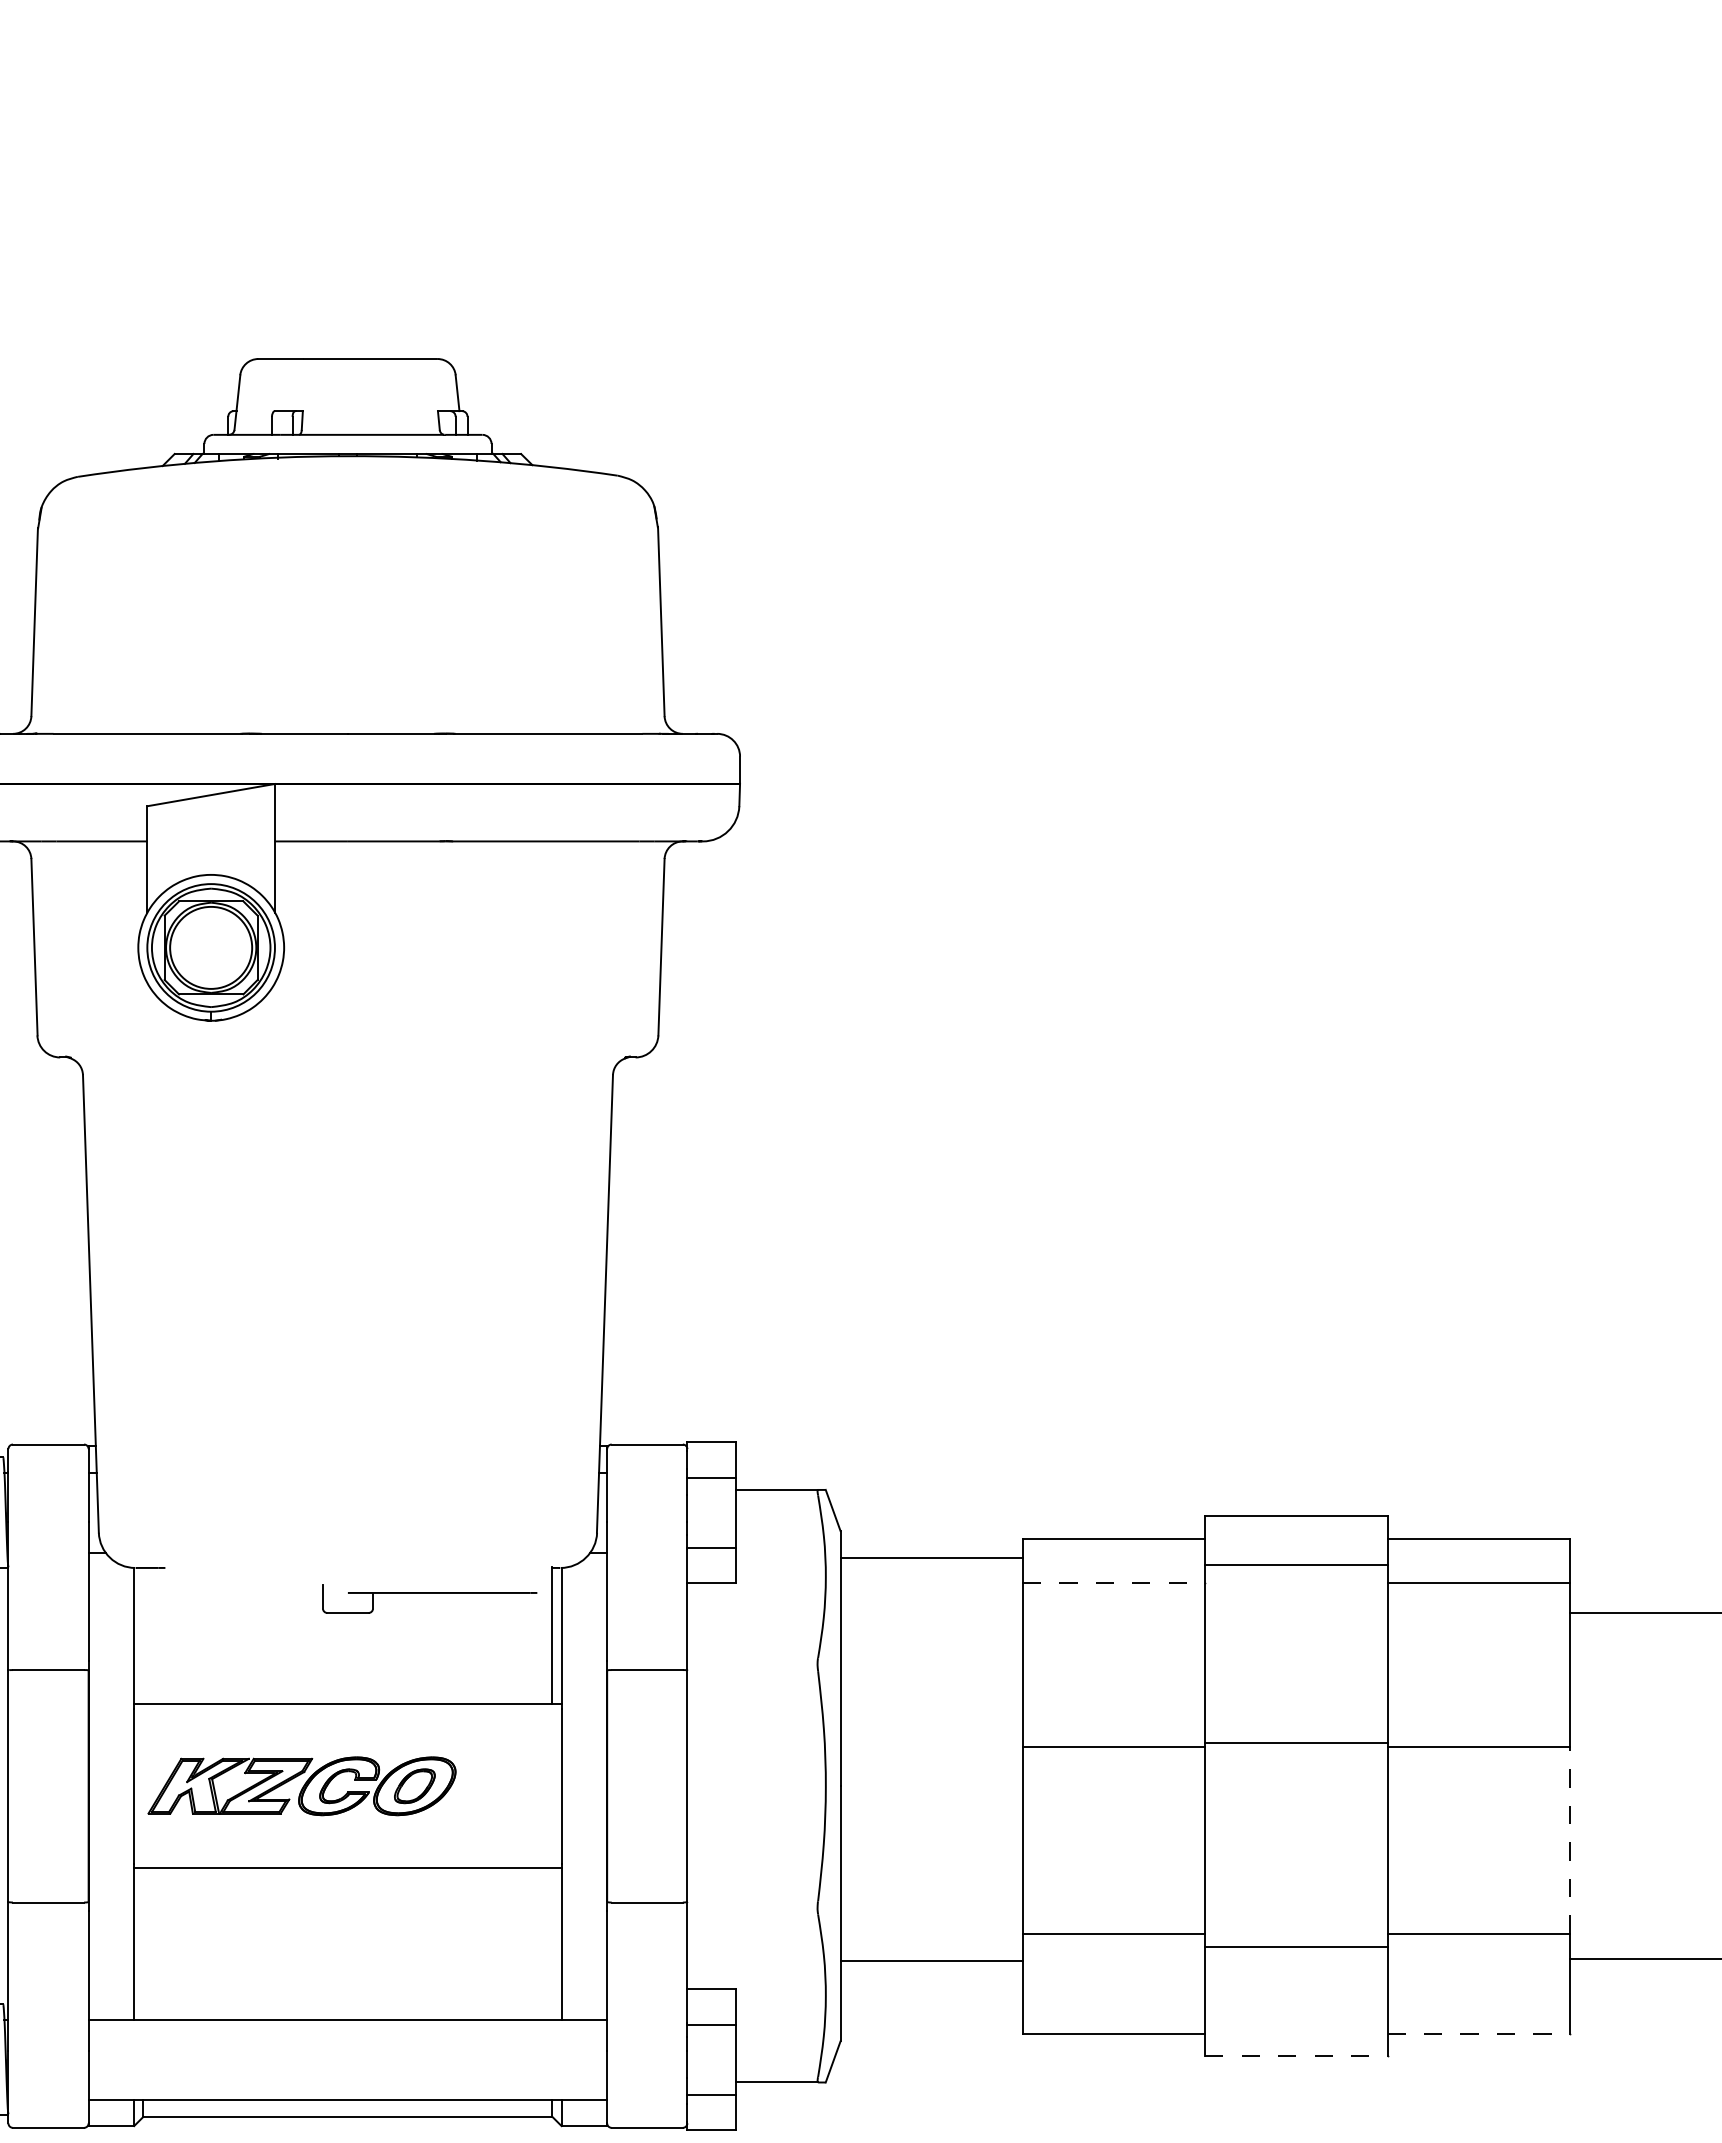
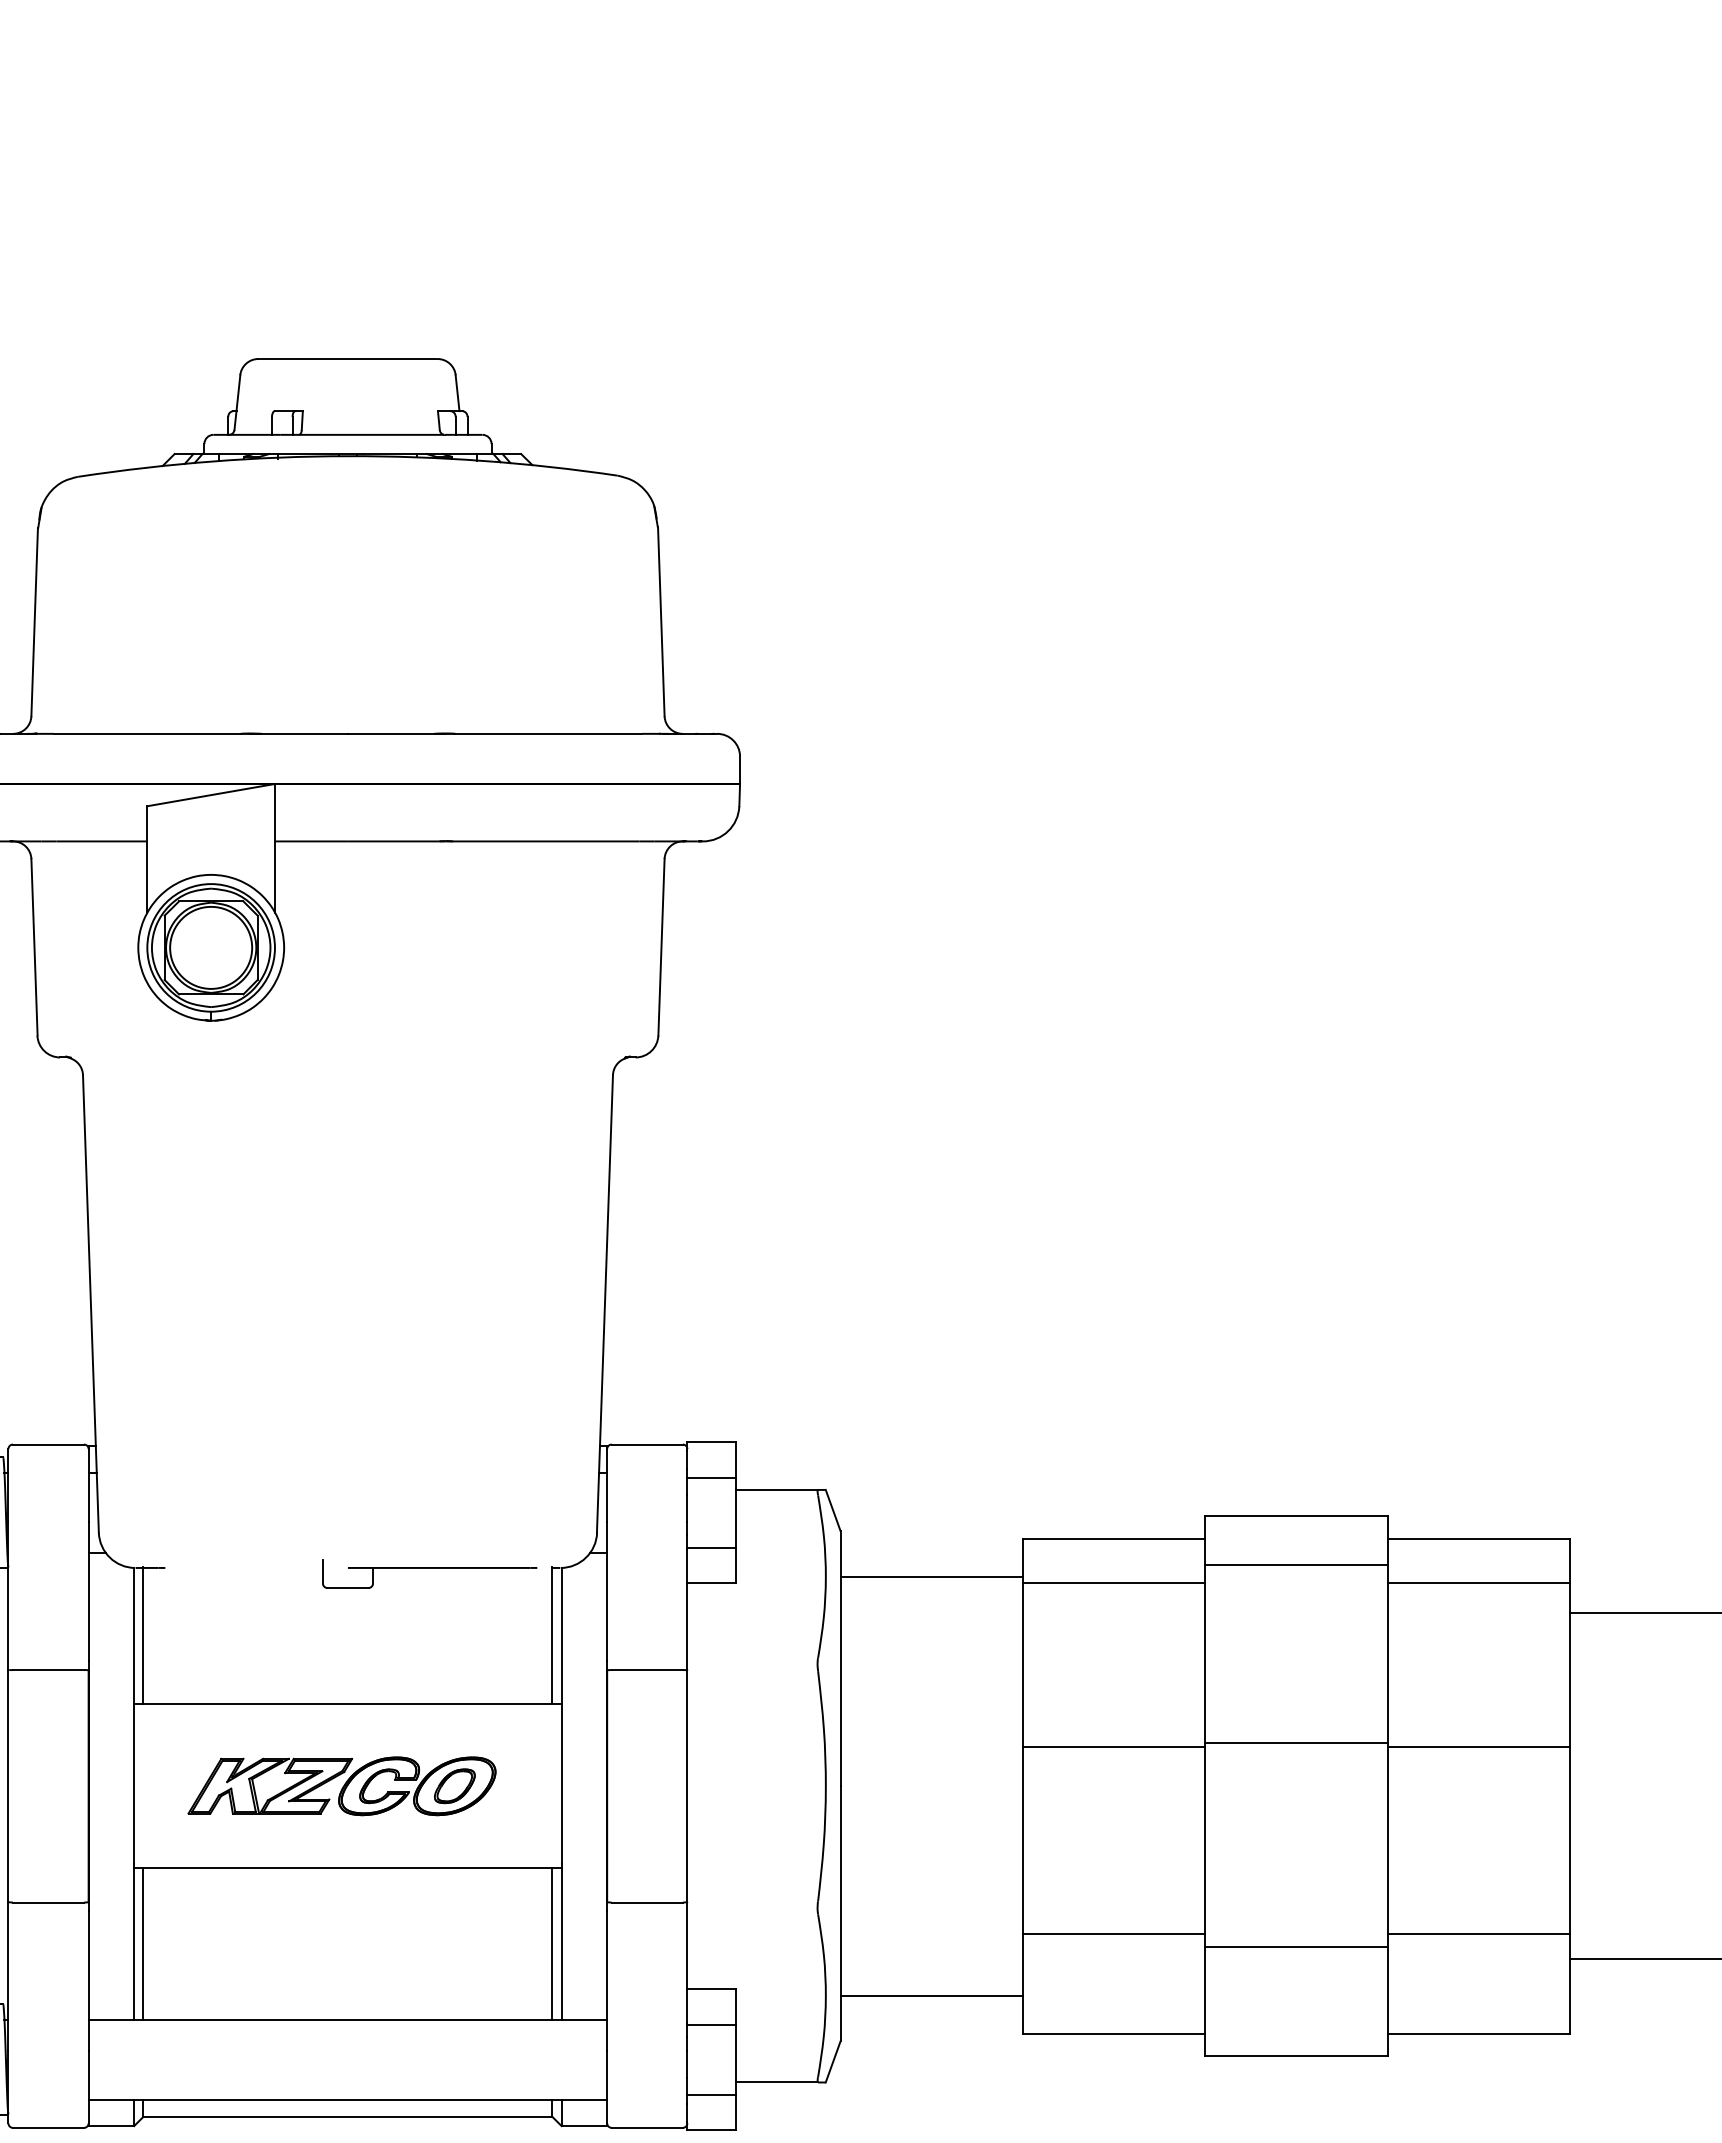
line position: (931, 1557) -> (931, 1576) (931, 1576)
line: dashed -> solid (1114, 1583)
part position: (429, 1598) -> (429, 1573) (429, 1573)
line: none -> present (143, 1635)
part position: (301, 1786) -> (341, 1786) (341, 1786)
line: dashed -> solid (1569, 1839)
line: none -> present (143, 1943)
line: none -> present (552, 1943)
line position: (931, 1960) -> (931, 1995) (931, 1995)
line: dashed -> solid (1479, 2033)
line: dashed -> solid (1296, 2056)
